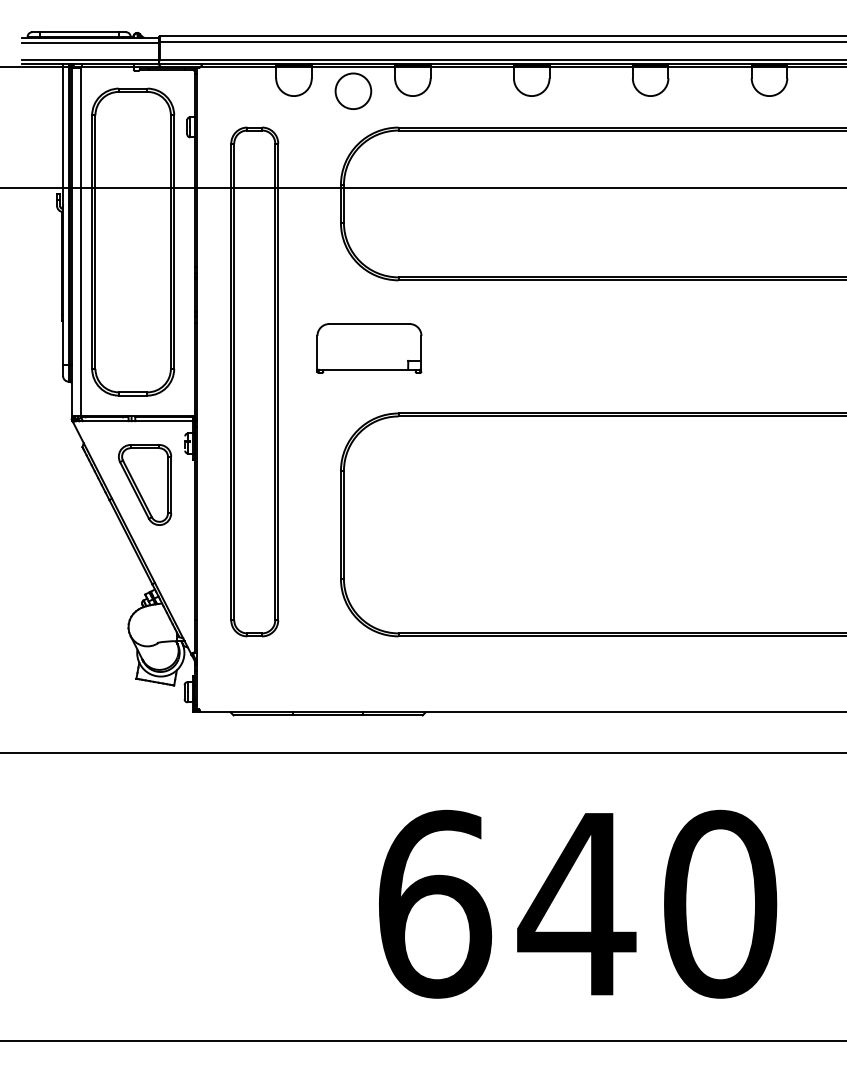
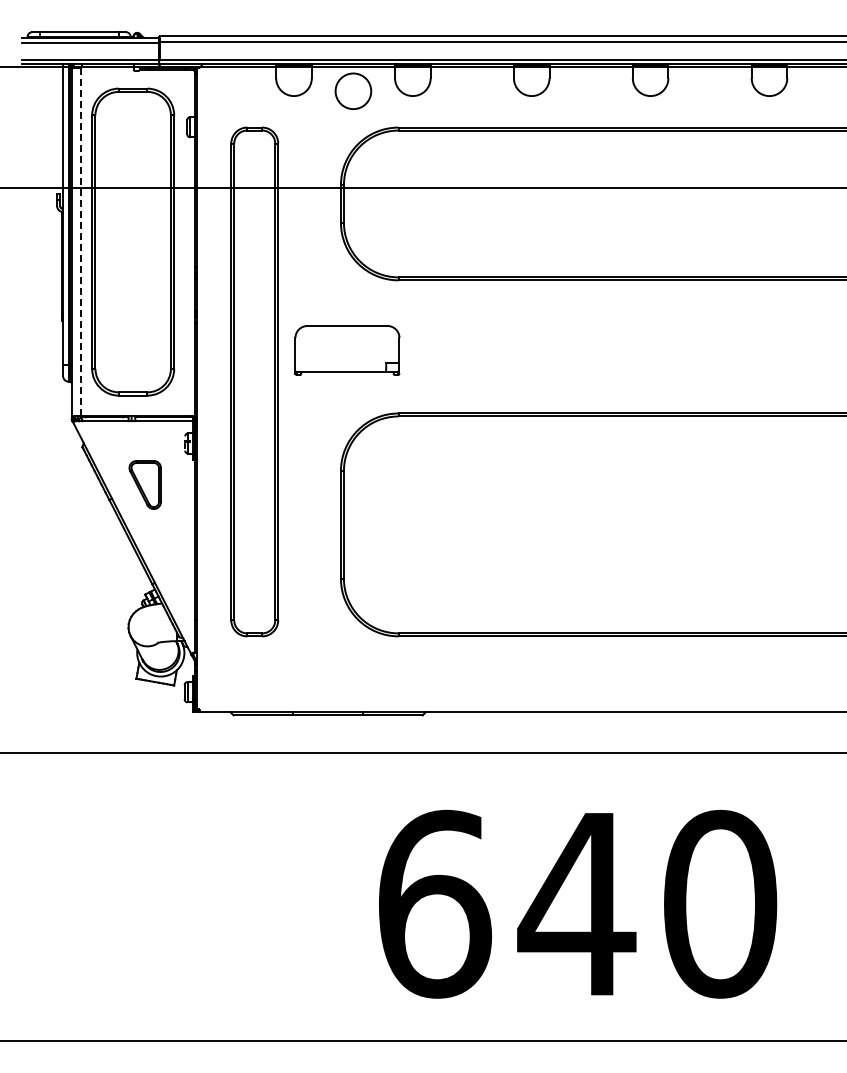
line: solid -> dashed (80, 241)
part position: (369, 348) -> (347, 350) (347, 350)
part size: 55x82 px -> 34x50 px (144, 484)
